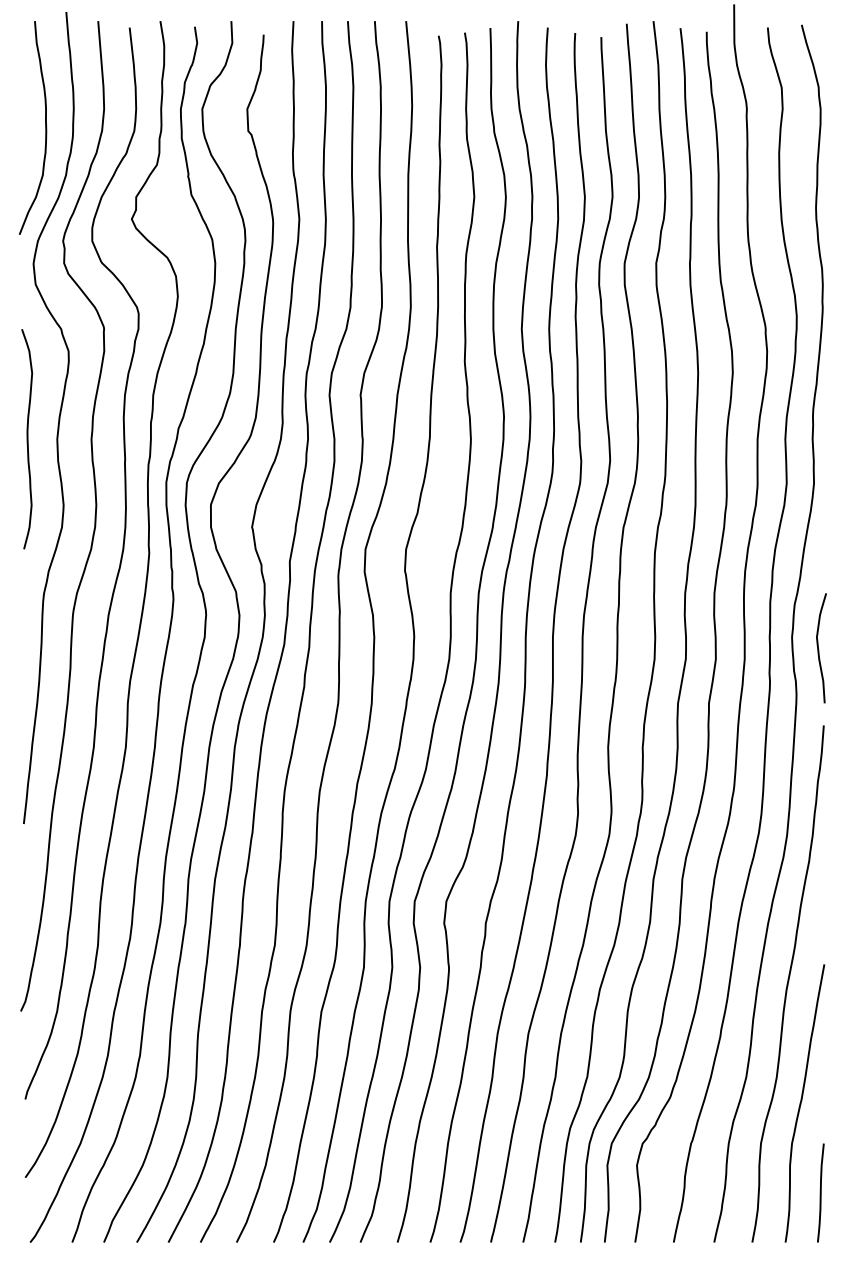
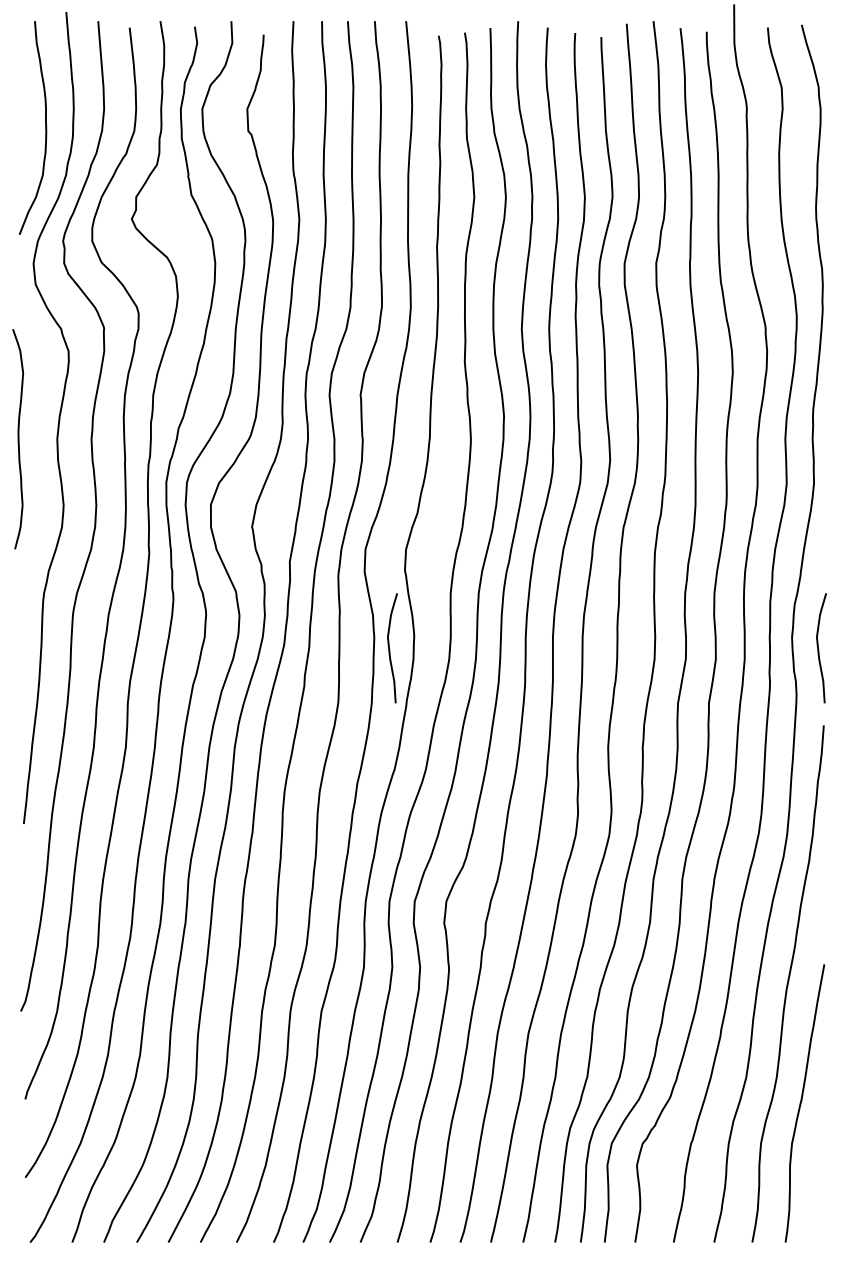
curve position: (27, 439) -> (18, 439) (18, 439)
curve: none -> present (390, 649)
line: present -> none (820, 1192)
